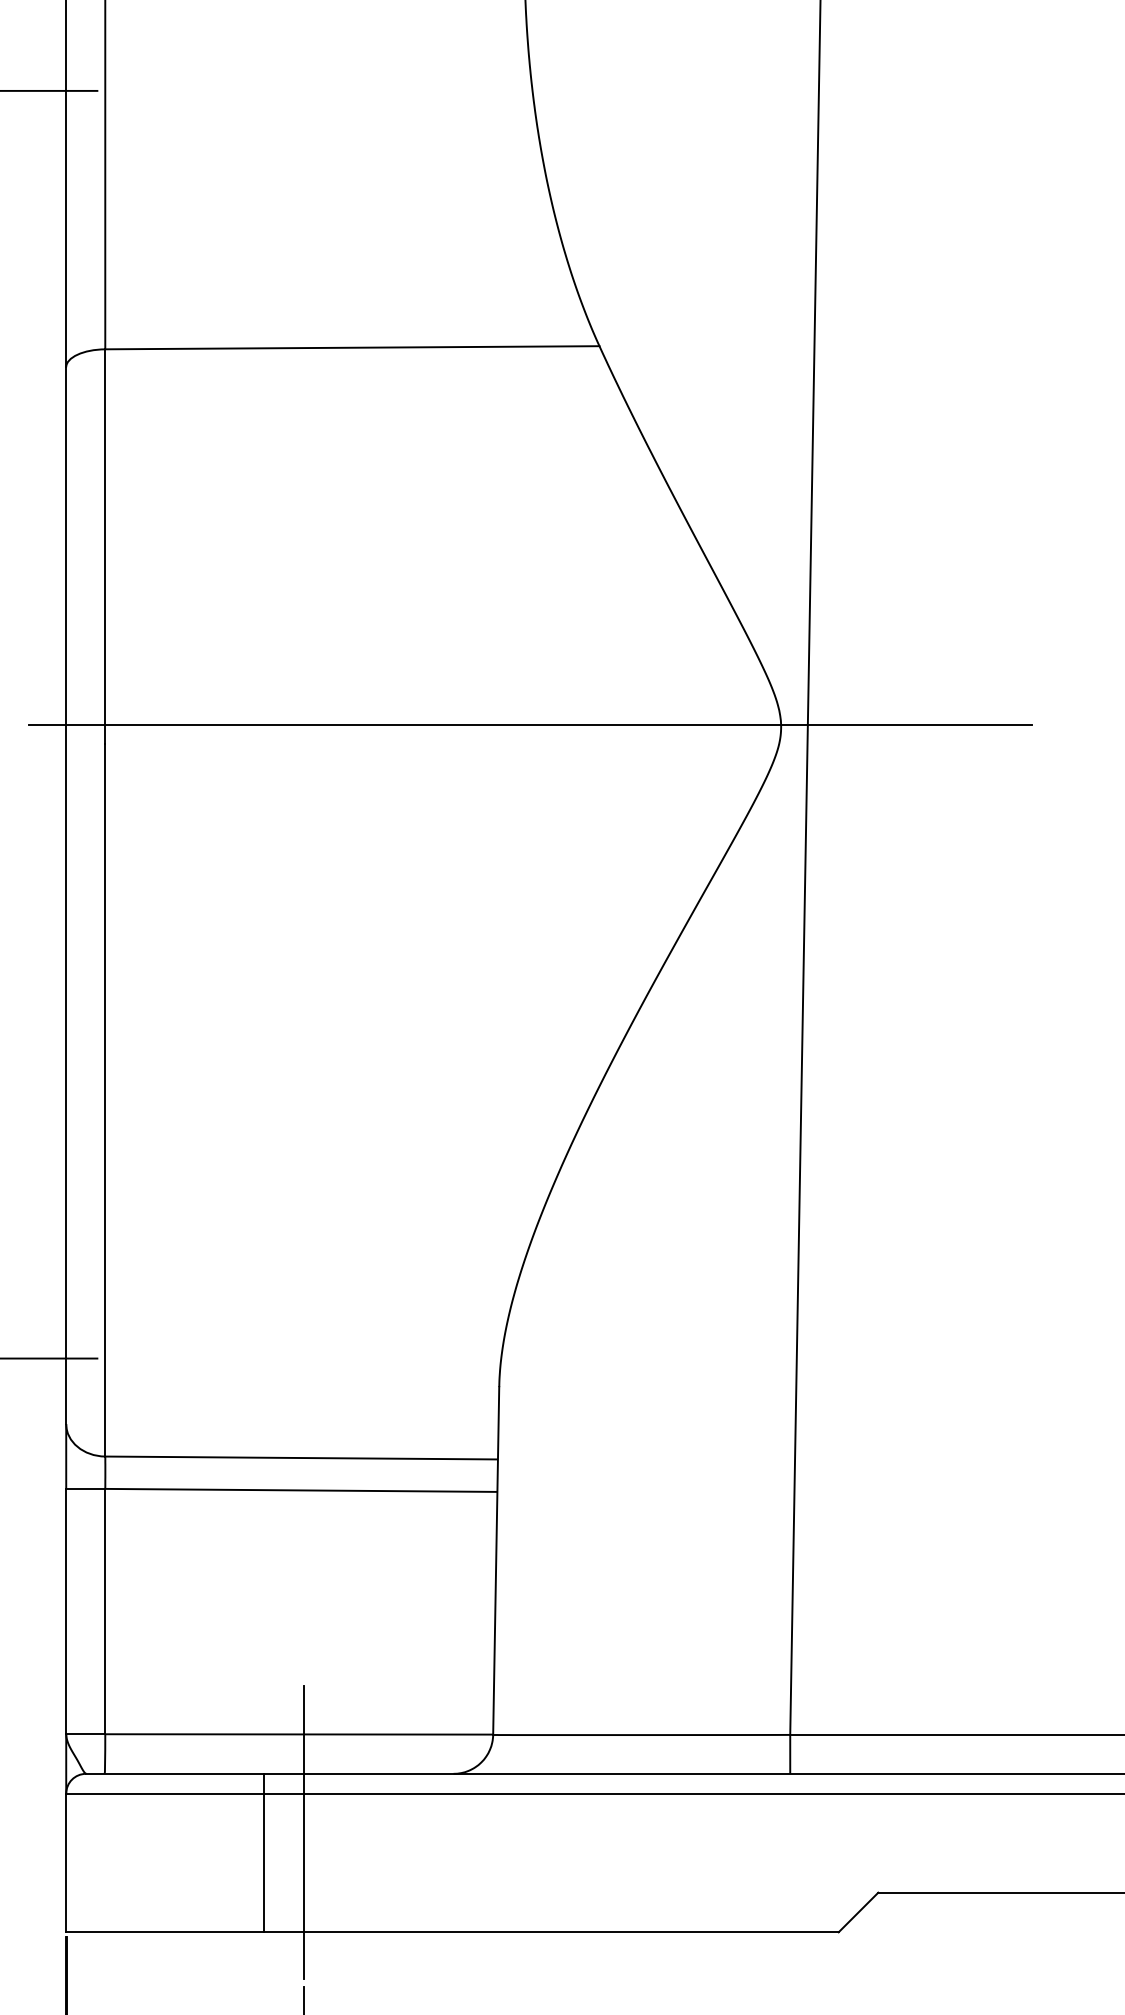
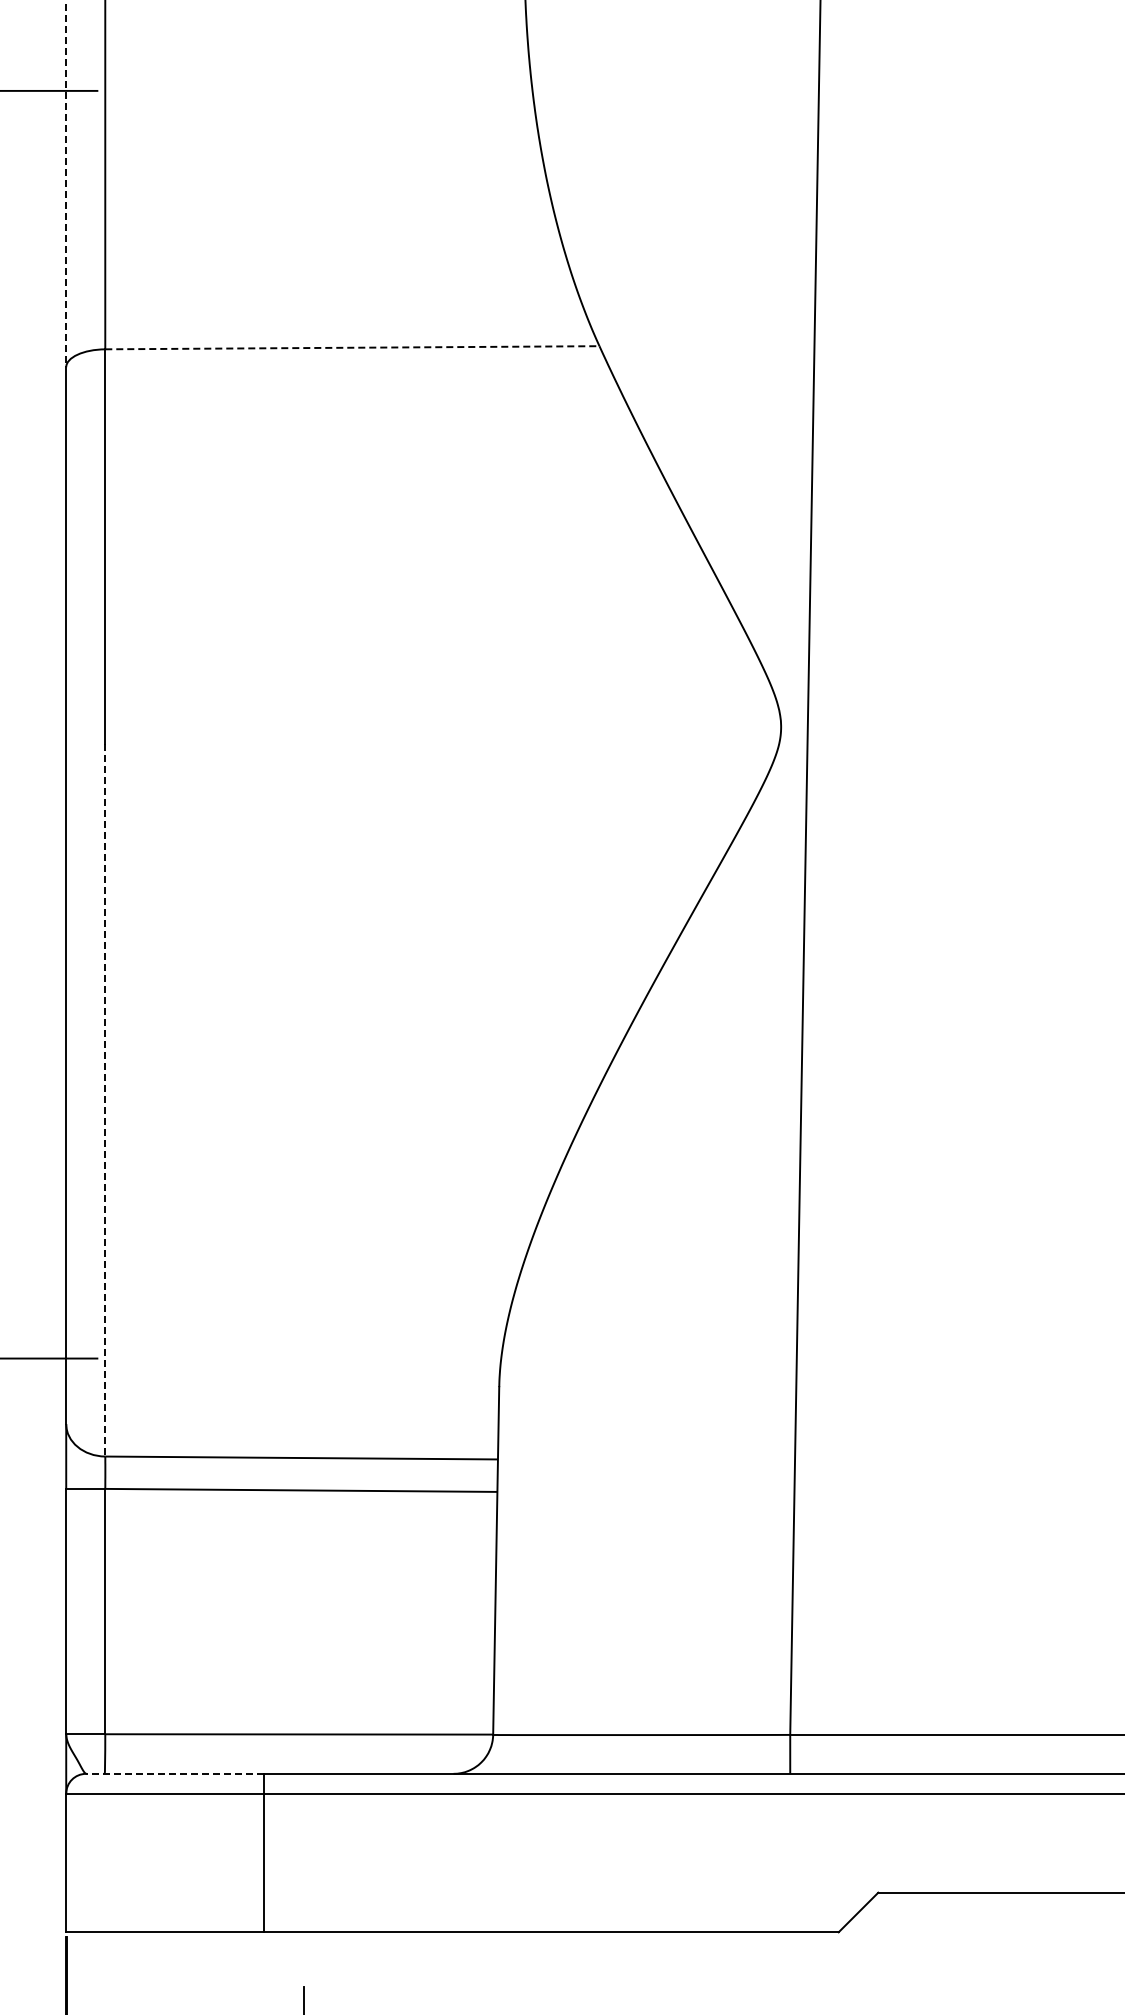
line: solid -> dashed (66, 184)
line: solid -> dashed (352, 347)
line: present -> none (530, 724)
line: solid -> dashed (105, 1100)
line: solid -> dashed (174, 1773)
line: present -> none (303, 1832)
